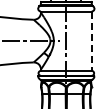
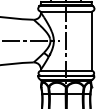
line: dashed -> solid (91, 41)
